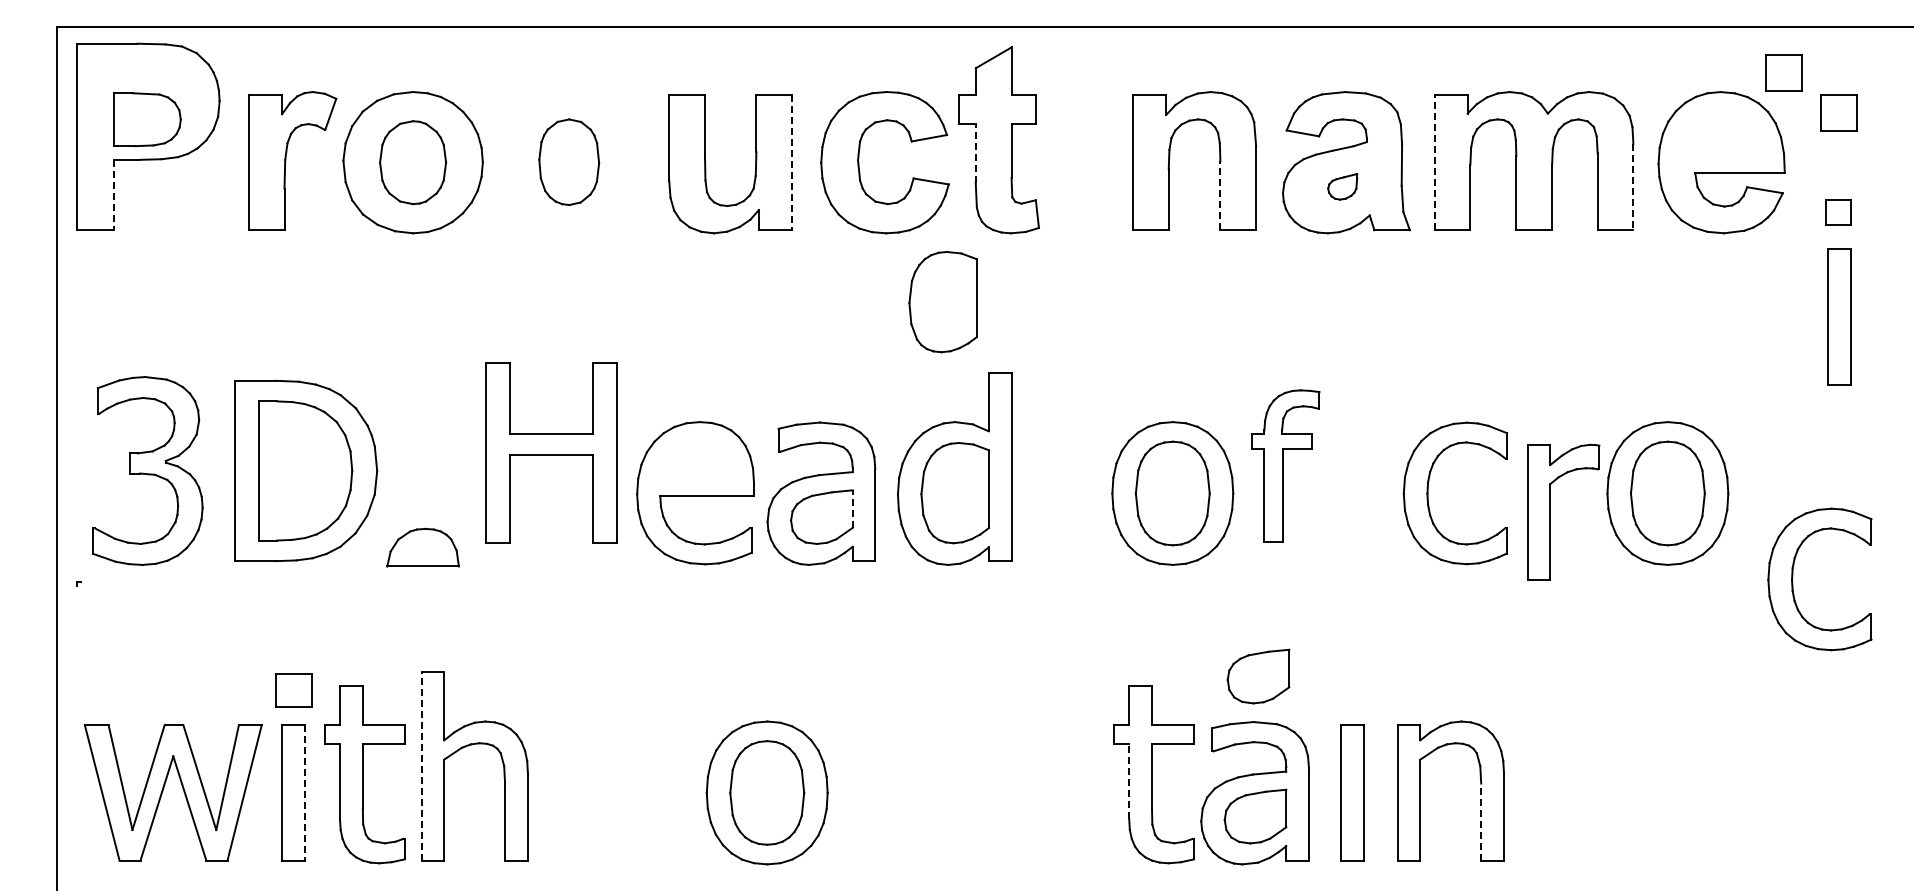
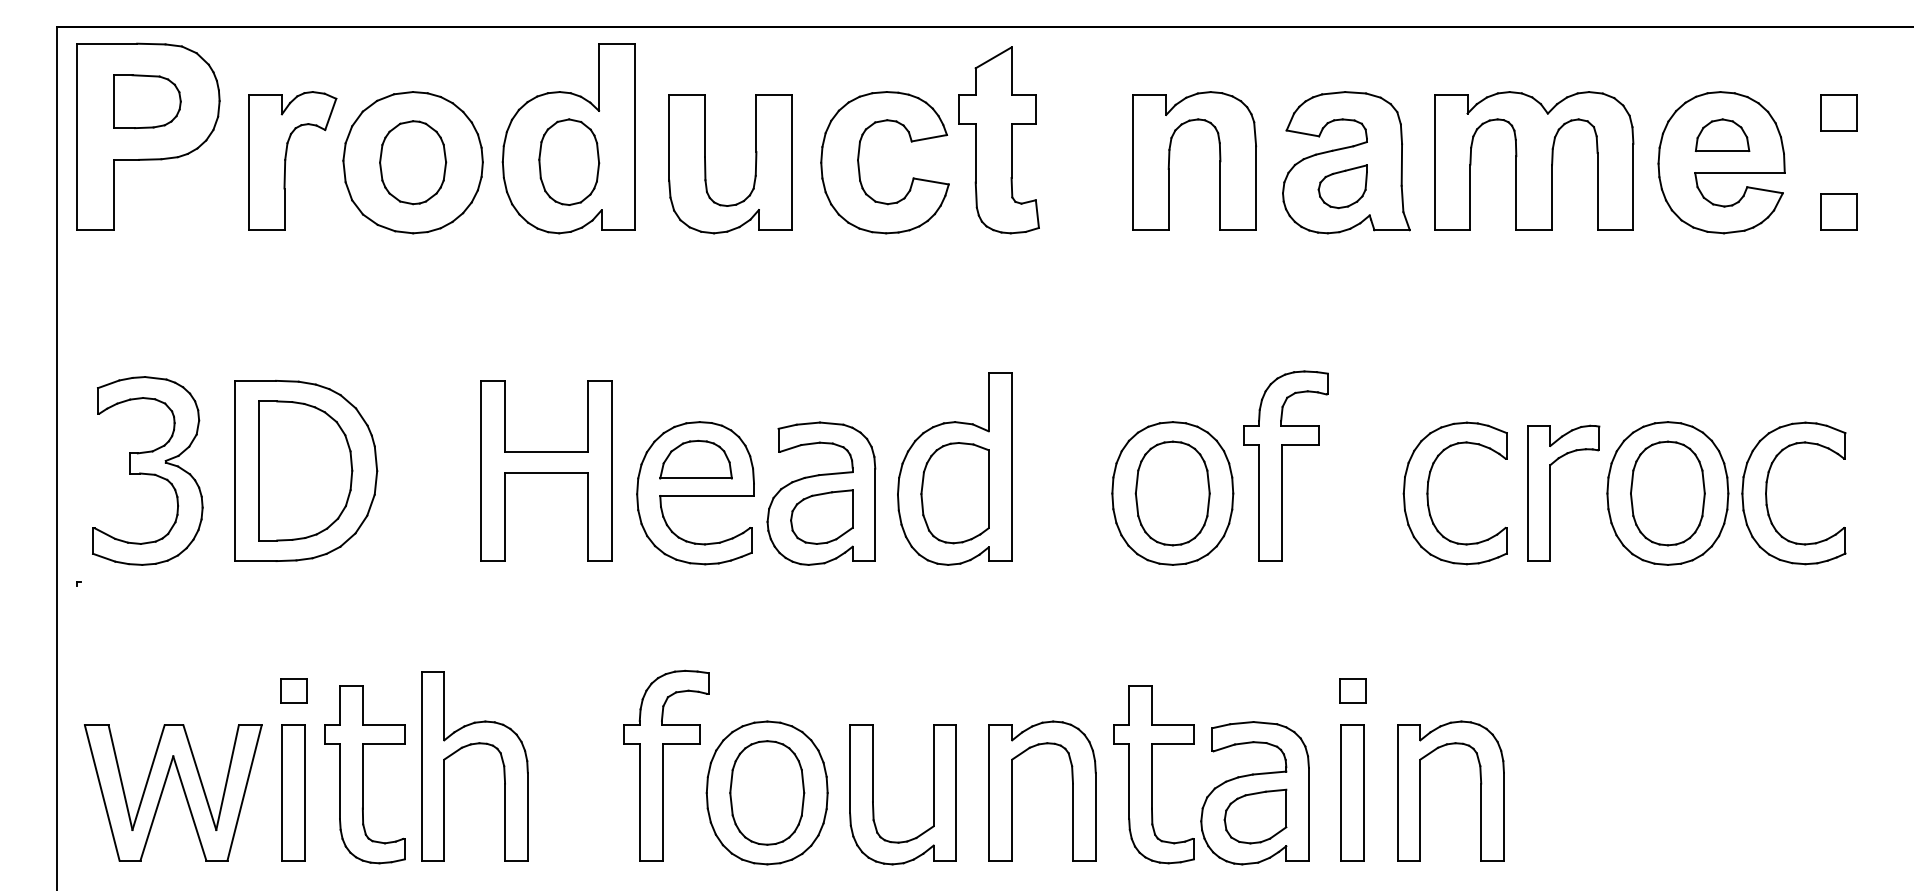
part: present -> none (1783, 72)
part position: (147, 119) -> (147, 101) (147, 101)
part: none -> present (1722, 134)
part: none -> present (568, 138)
line: dashed -> solid (975, 152)
line: dashed -> solid (792, 162)
line: dashed -> solid (1434, 162)
part size: 32x28 px -> 51x46 px (1342, 186)
line: dashed -> solid (1633, 187)
line: dashed -> solid (114, 195)
line: dashed -> solid (1220, 195)
part size: 27x27 px -> 38x38 px (1838, 211)
part: present -> none (942, 302)
part: present -> none (1839, 316)
part position: (551, 452) -> (546, 470) (546, 470)
part size: 70x154 px -> 86x192 px (1285, 465)
line: dashed -> solid (852, 509)
part position: (1550, 511) -> (1550, 492) (1550, 492)
part position: (422, 547) -> (695, 459) (695, 459)
part position: (1793, 576) -> (1767, 490) (1767, 490)
part: present -> none (1258, 676)
part size: 38x35 px -> 28x26 px (293, 690)
part: none -> present (1352, 690)
line: dashed -> solid (421, 765)
part: none -> present (666, 765)
line: dashed -> solid (1129, 781)
part: none -> present (1012, 790)
line: dashed -> solid (305, 792)
part: none -> present (873, 794)
line: dashed -> solid (1481, 822)
